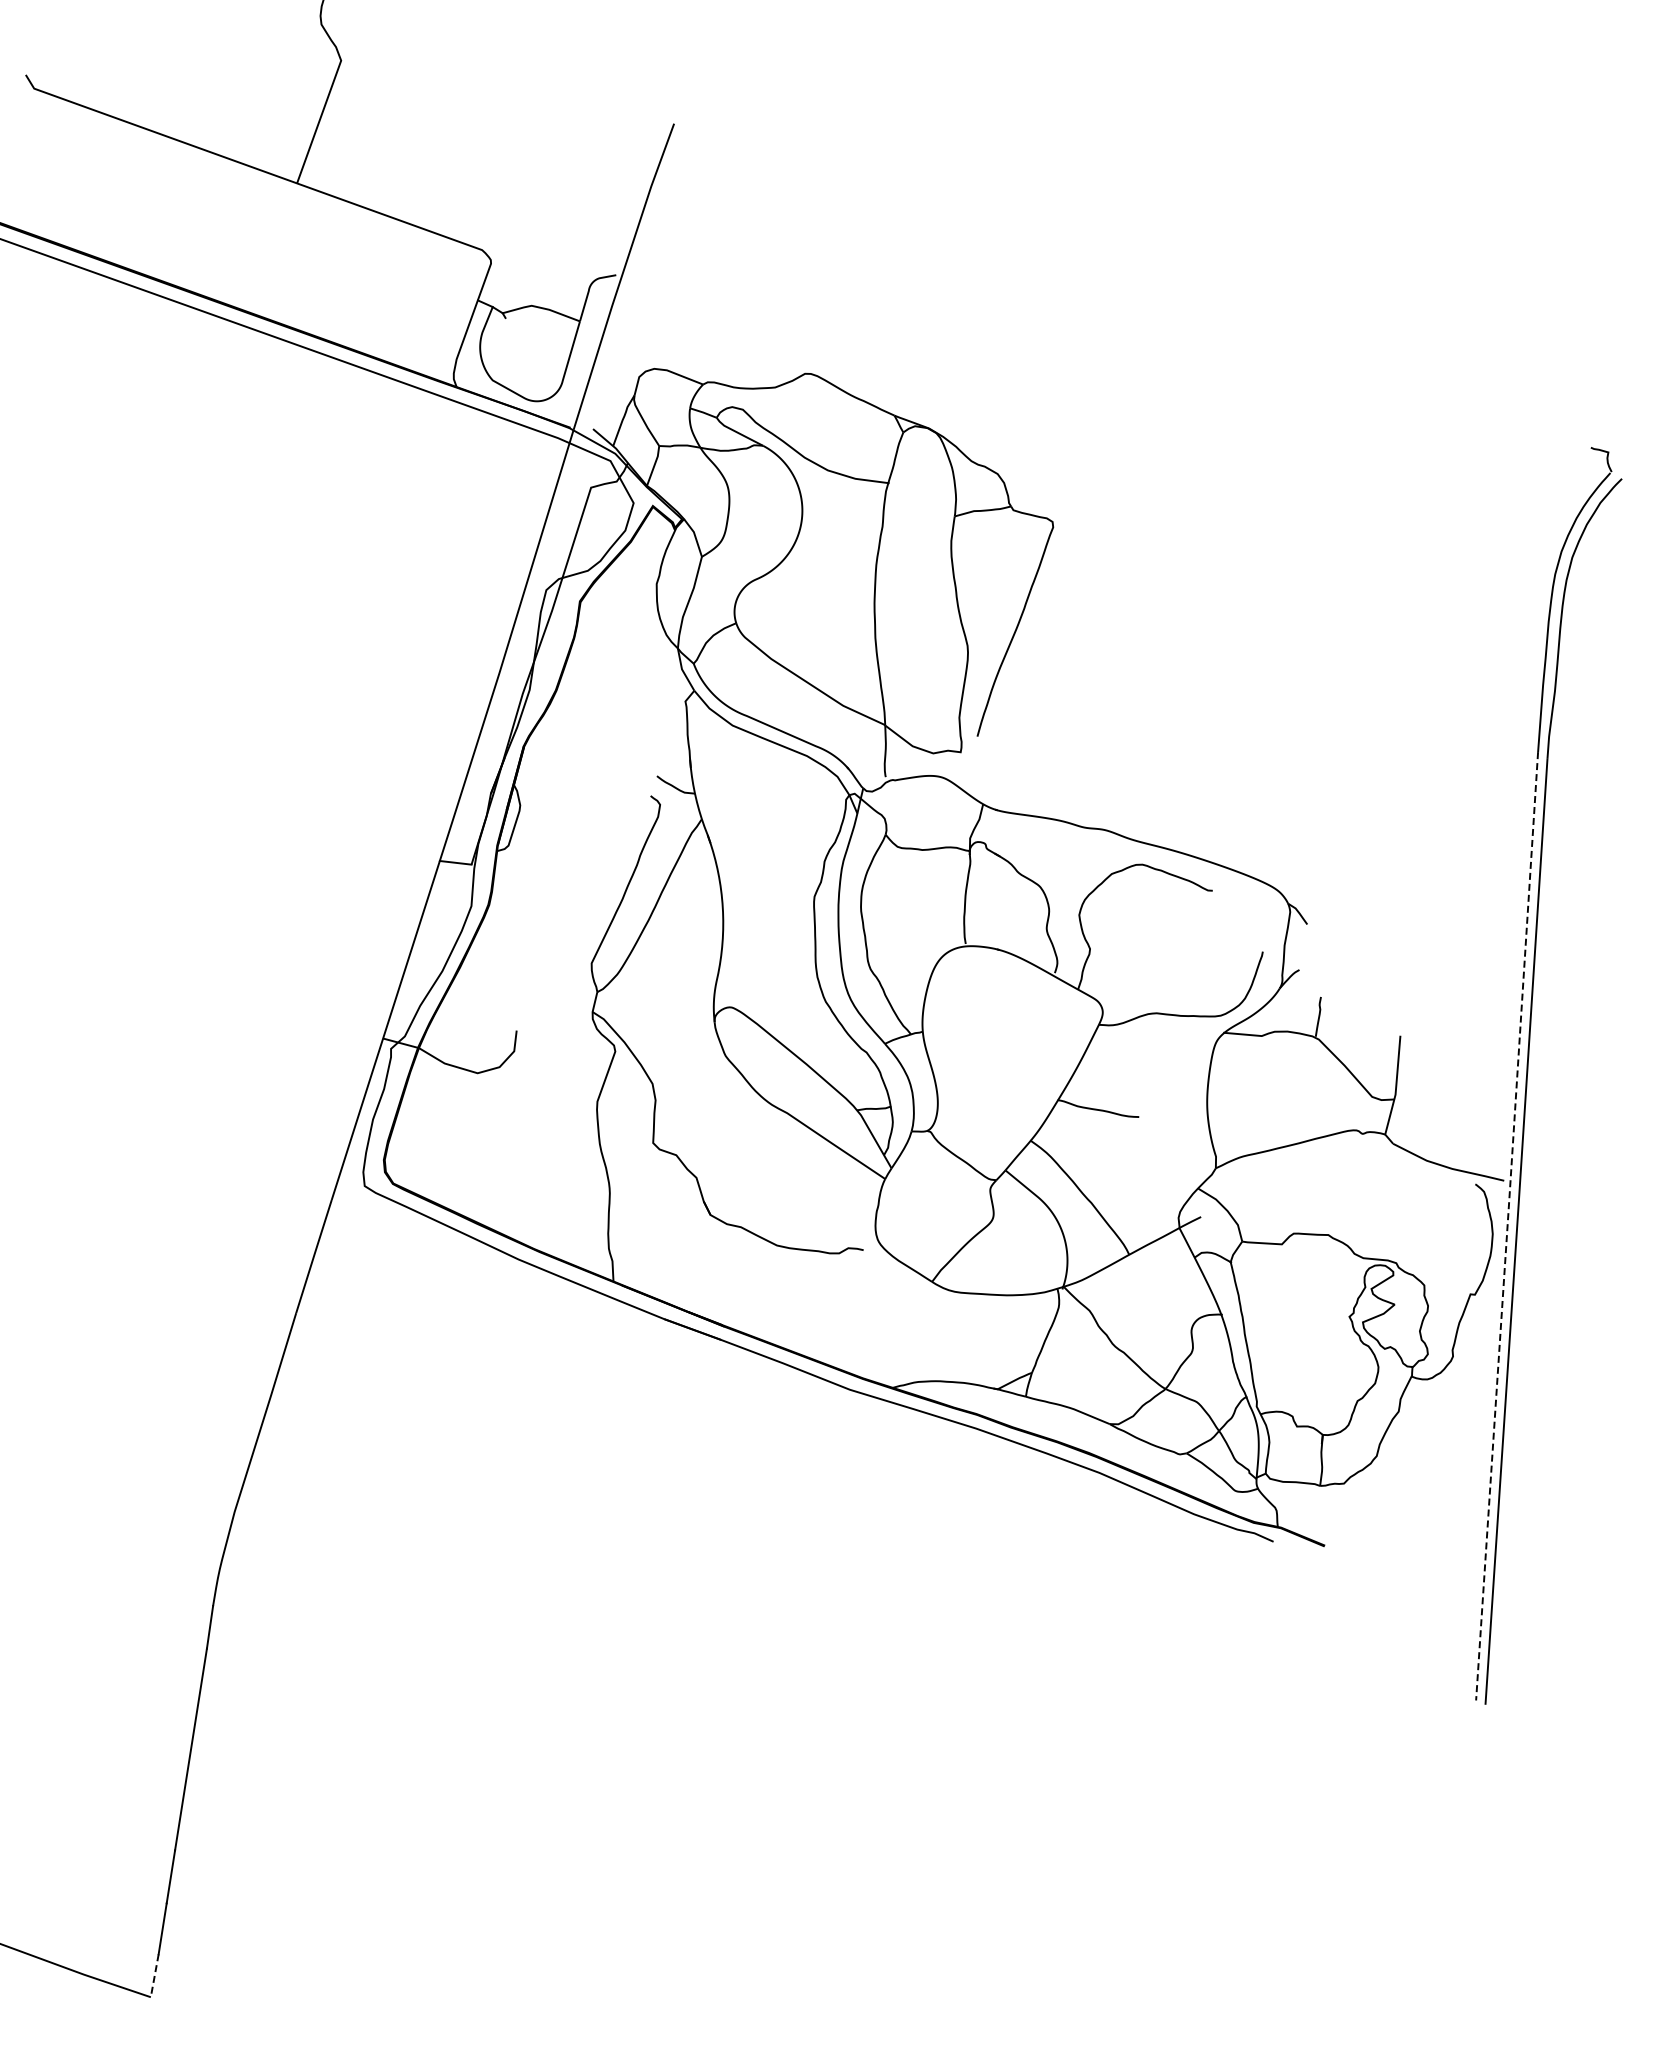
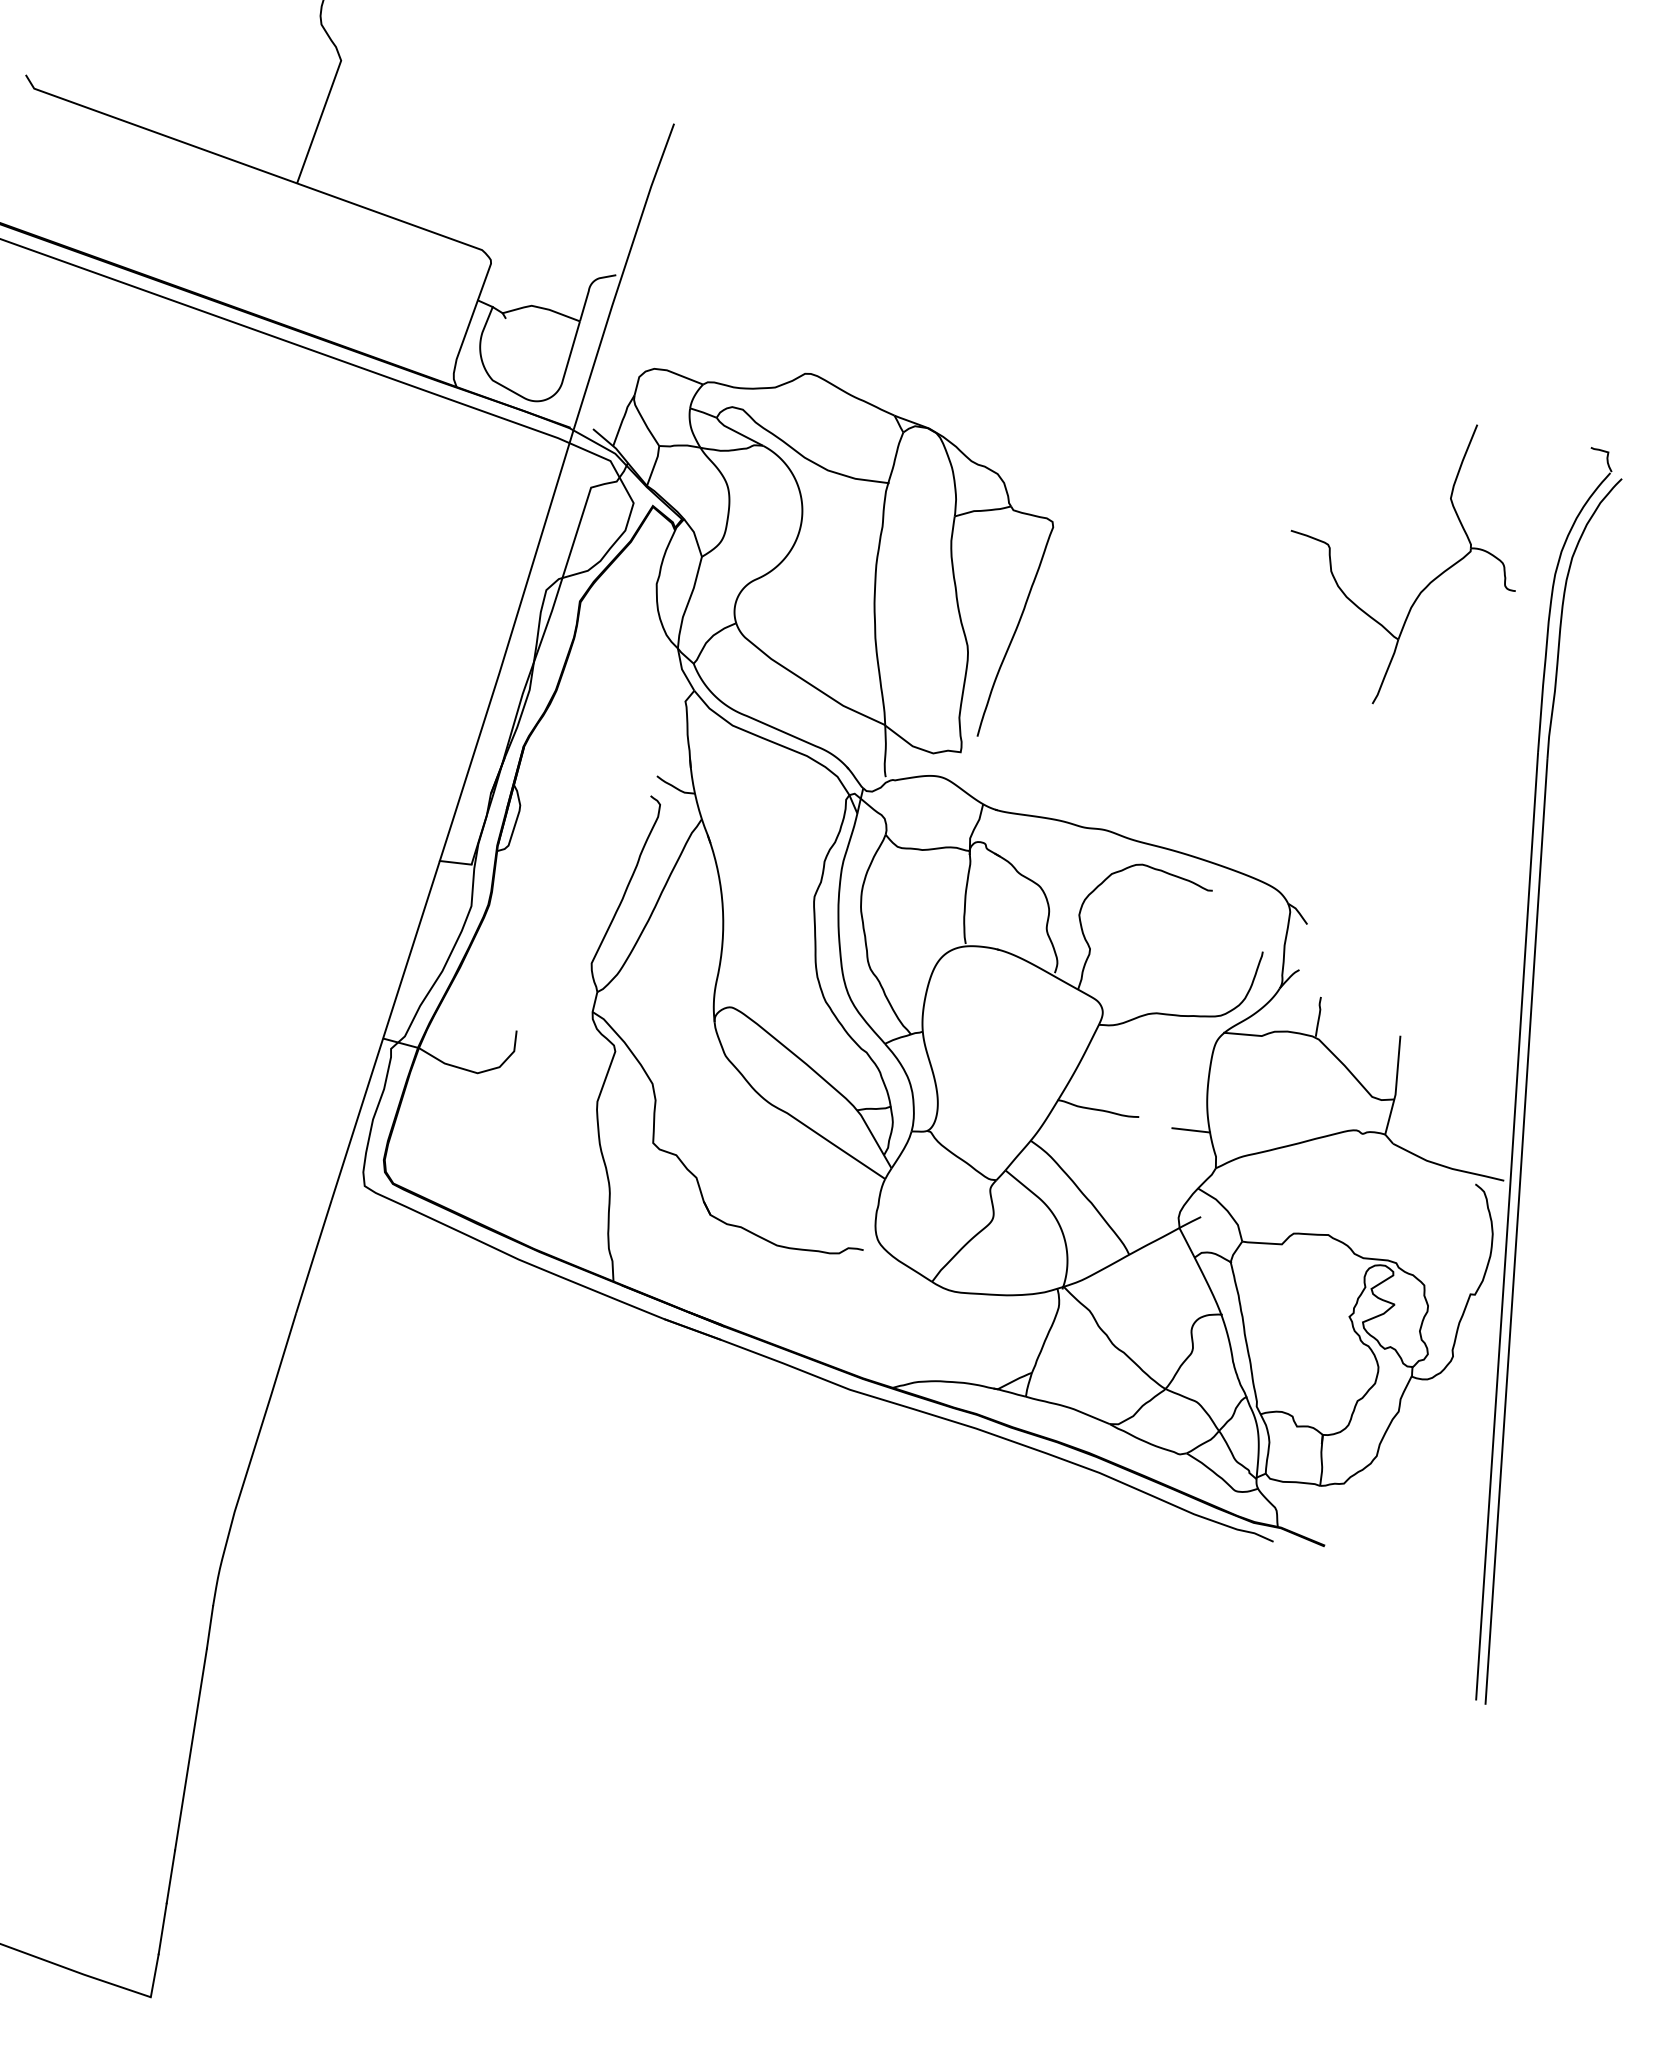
part: none -> present (1425, 586)
line: none -> present (1191, 1130)
line: dashed -> solid (1507, 1225)
line: dashed -> solid (154, 1975)
